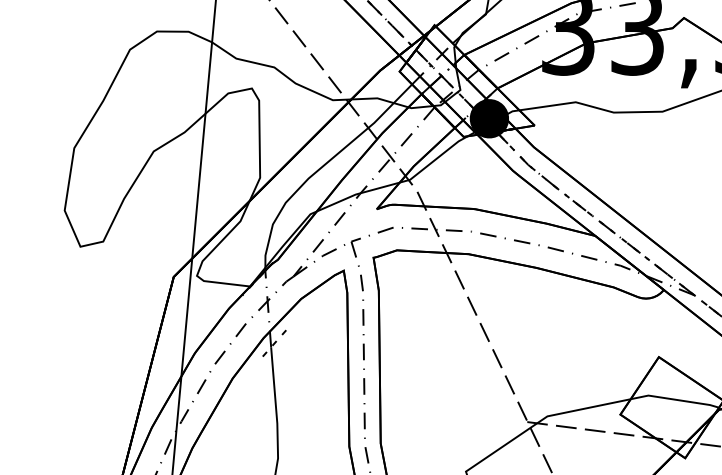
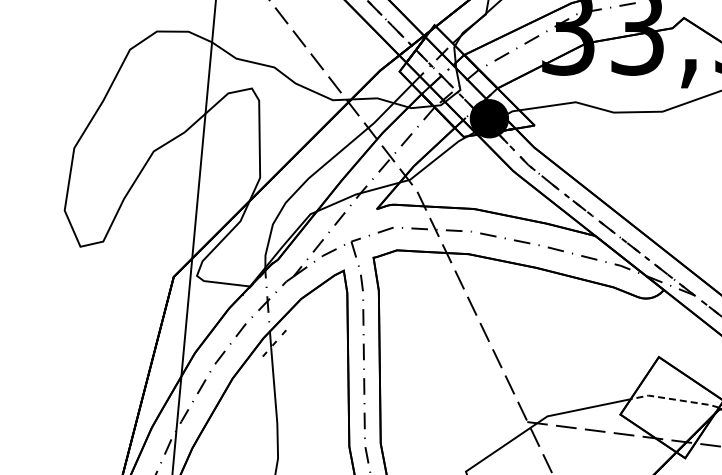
line: solid -> dashed (674, 399)
